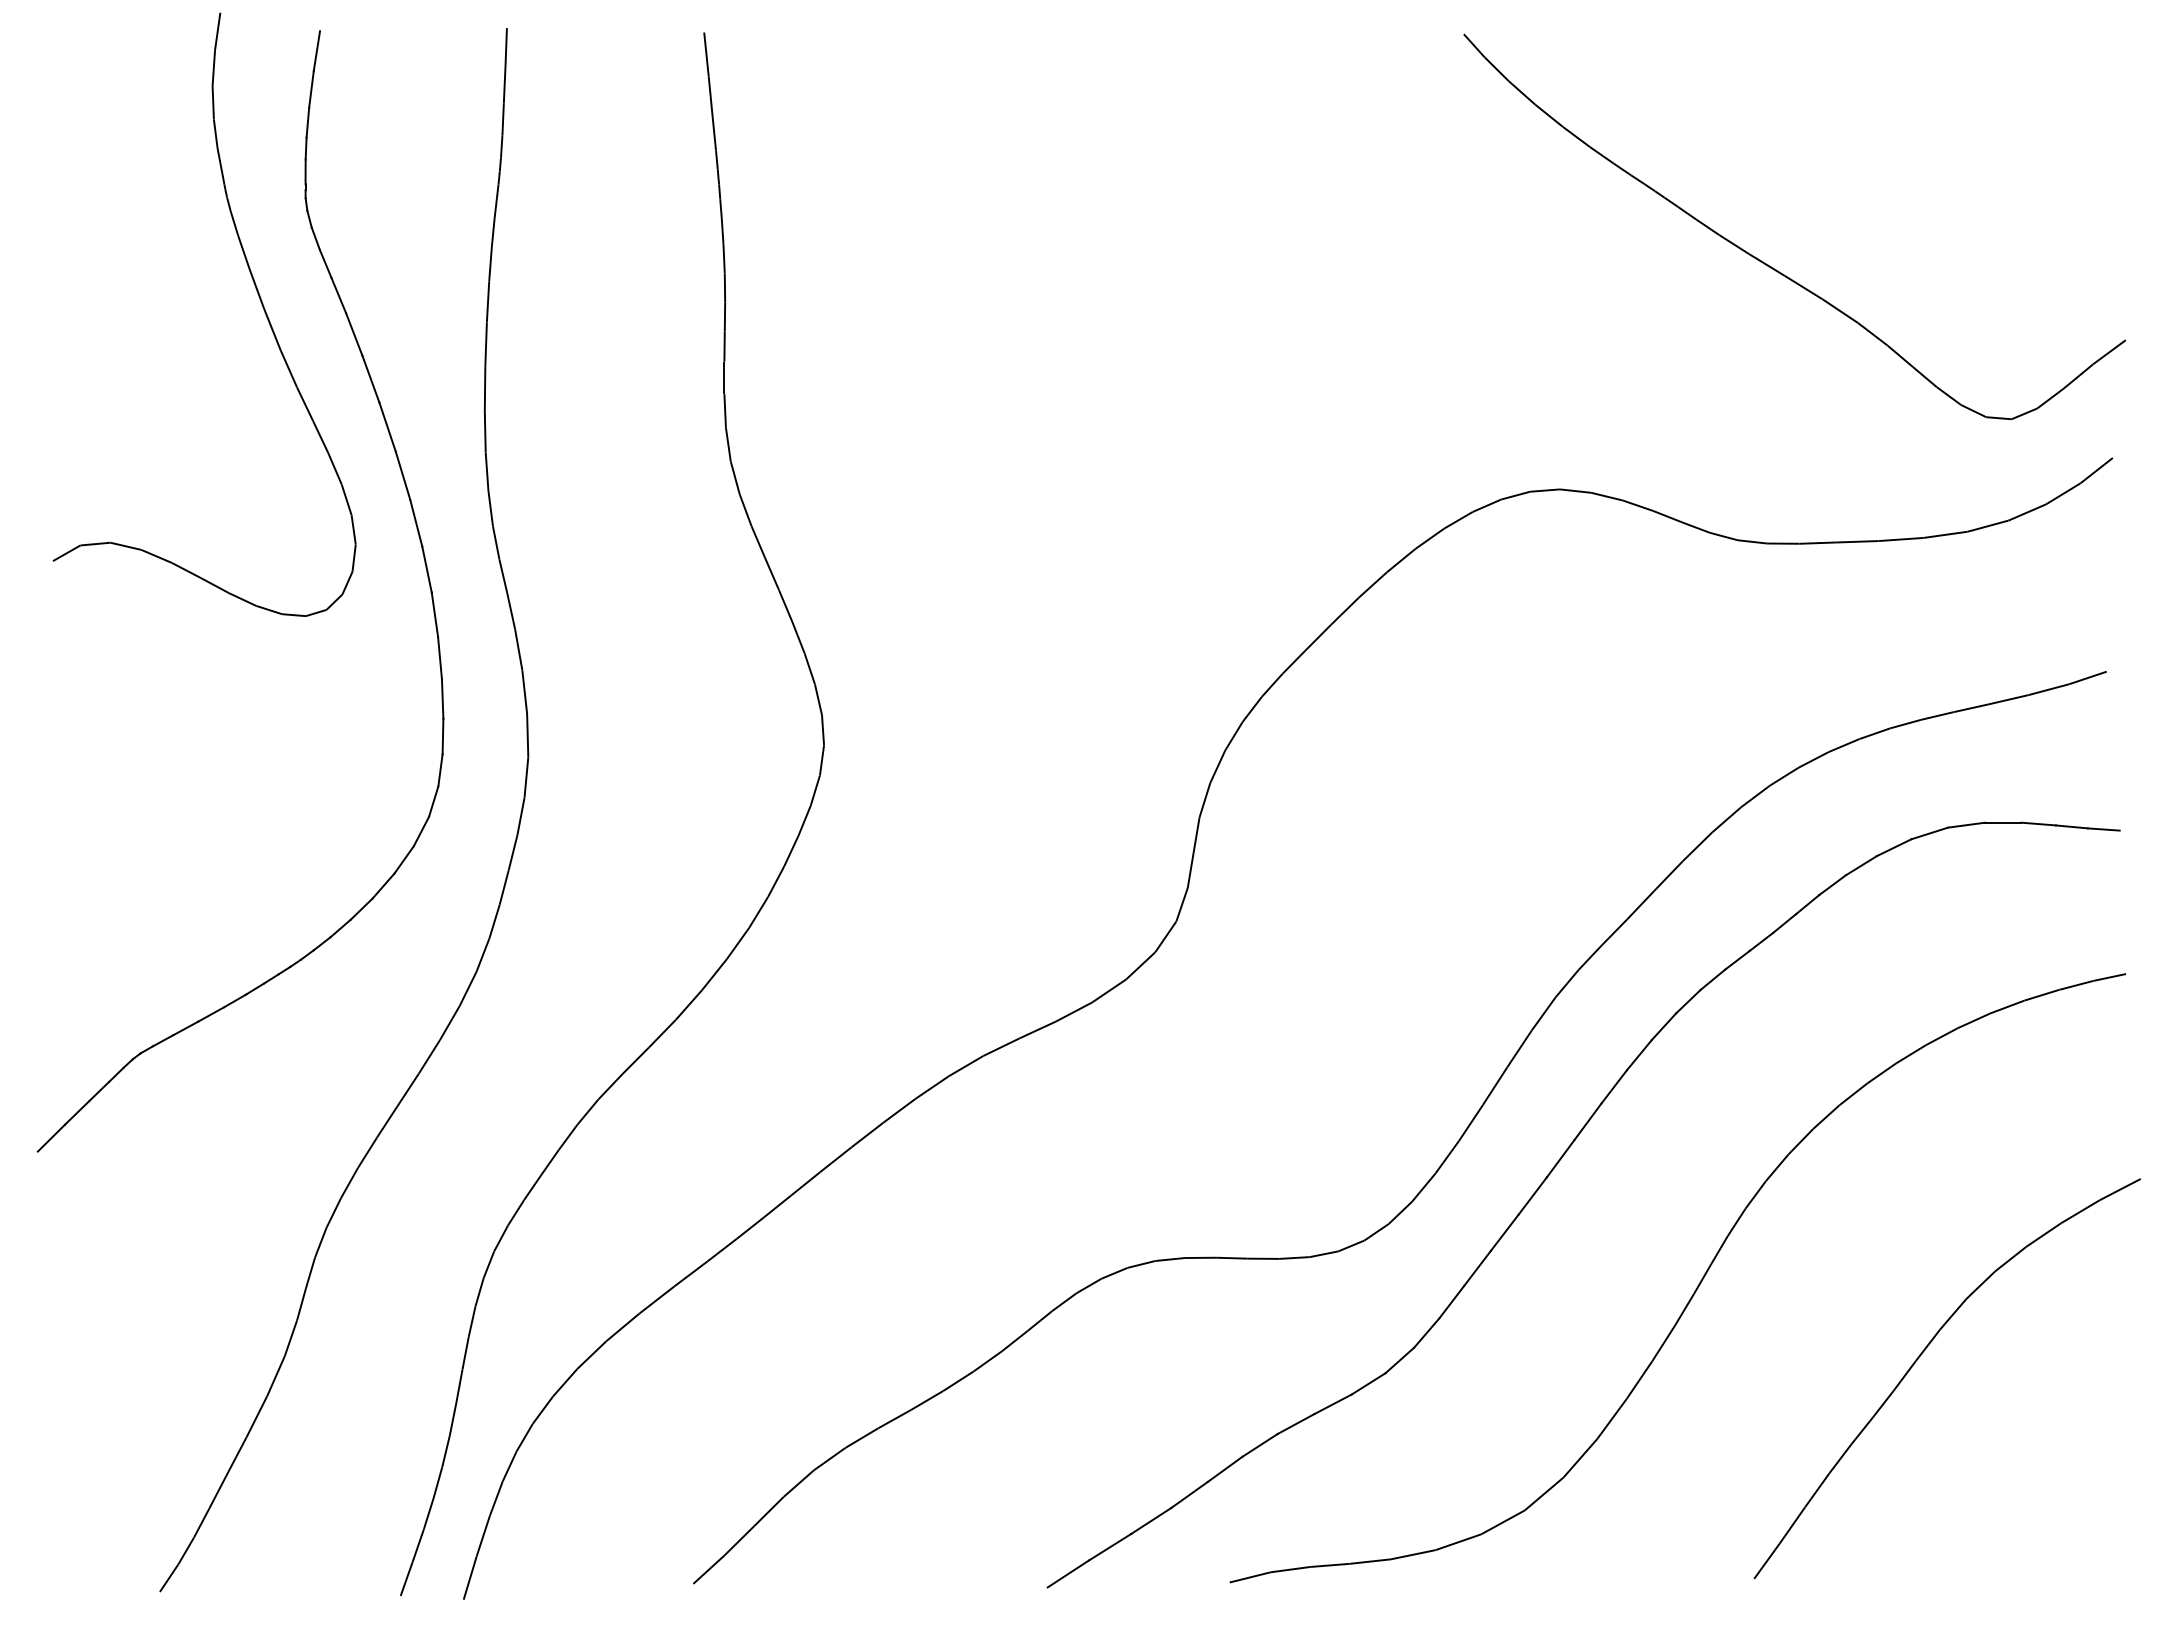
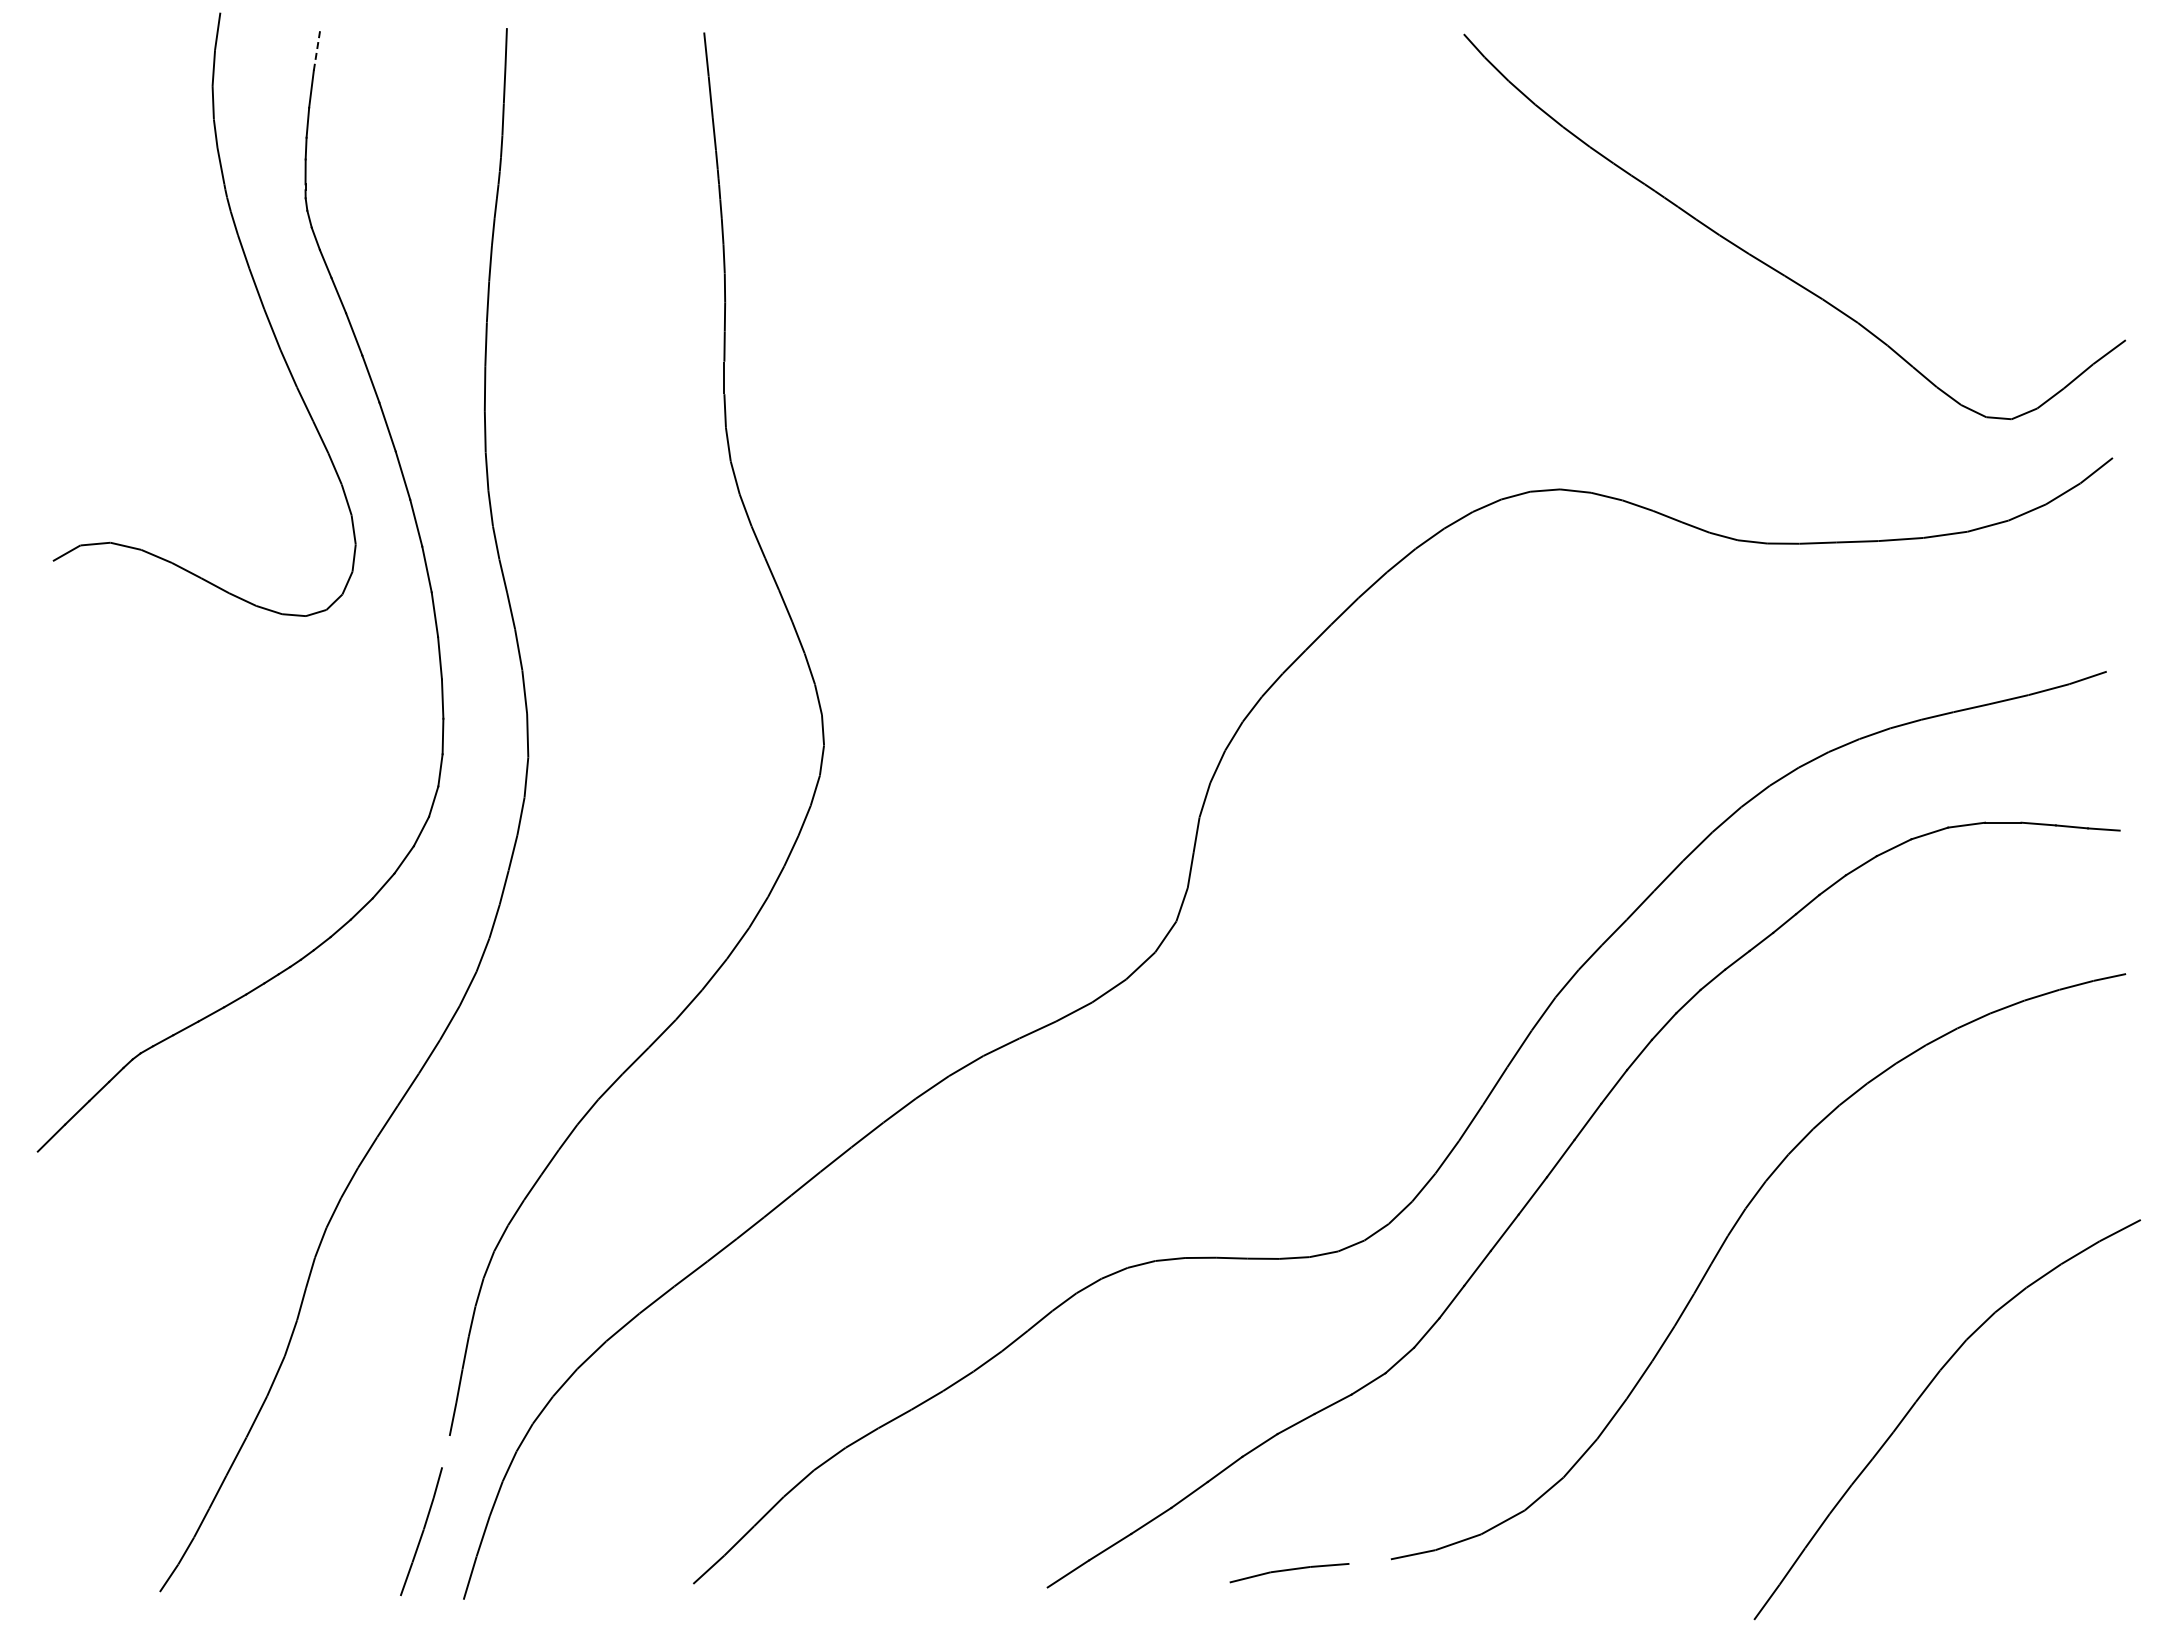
line: solid -> dashed (316, 50)
part position: (1919, 1358) -> (1919, 1399) (1919, 1399)
line: present -> none (445, 1451)
line: present -> none (1369, 1561)
